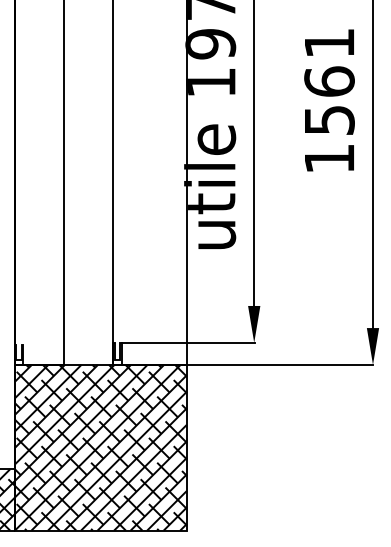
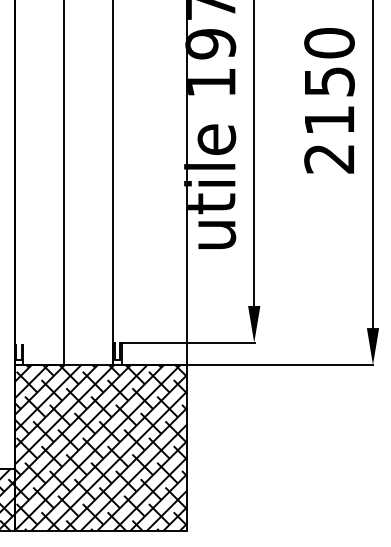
text: 1561 -> 2150 (329, 100)
